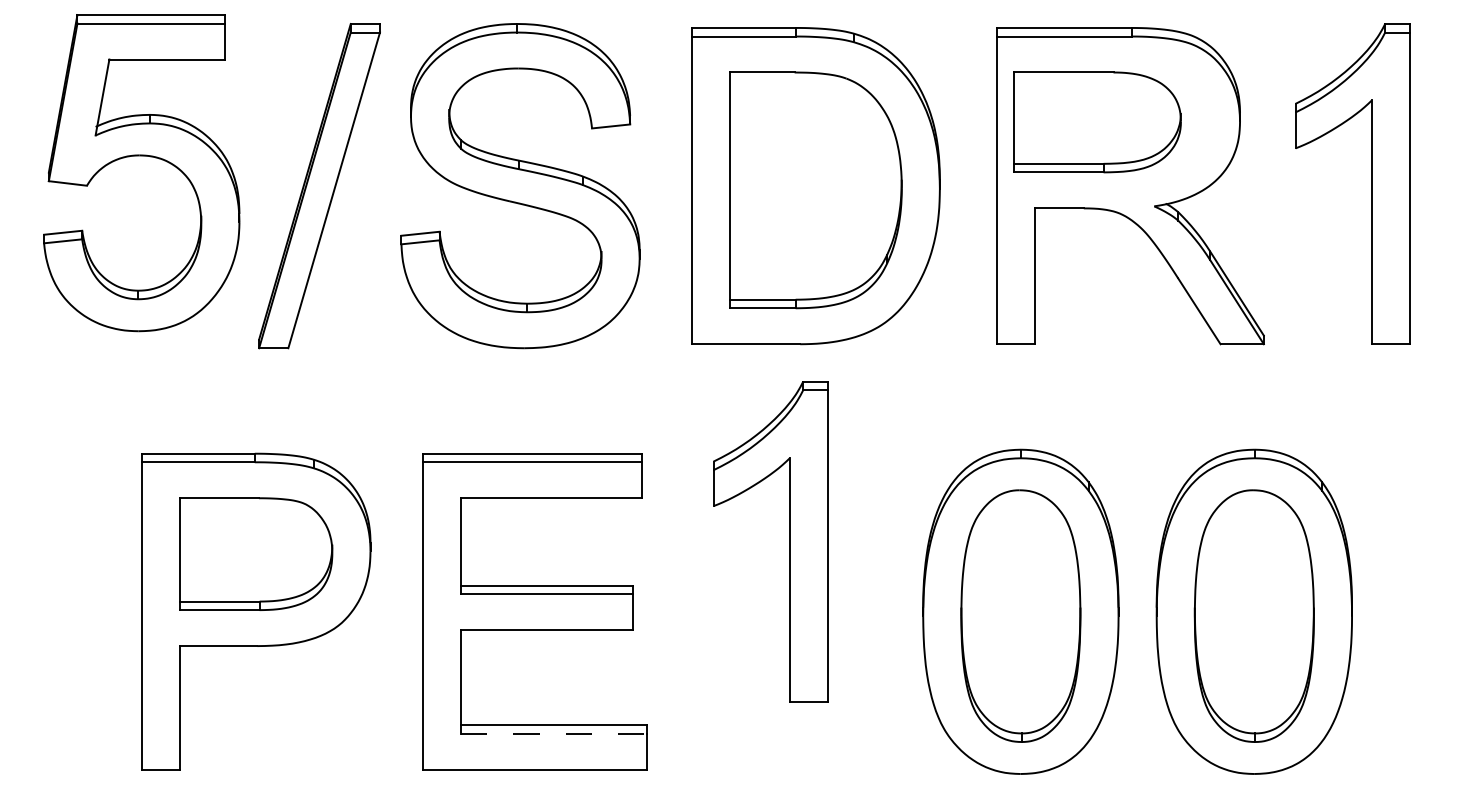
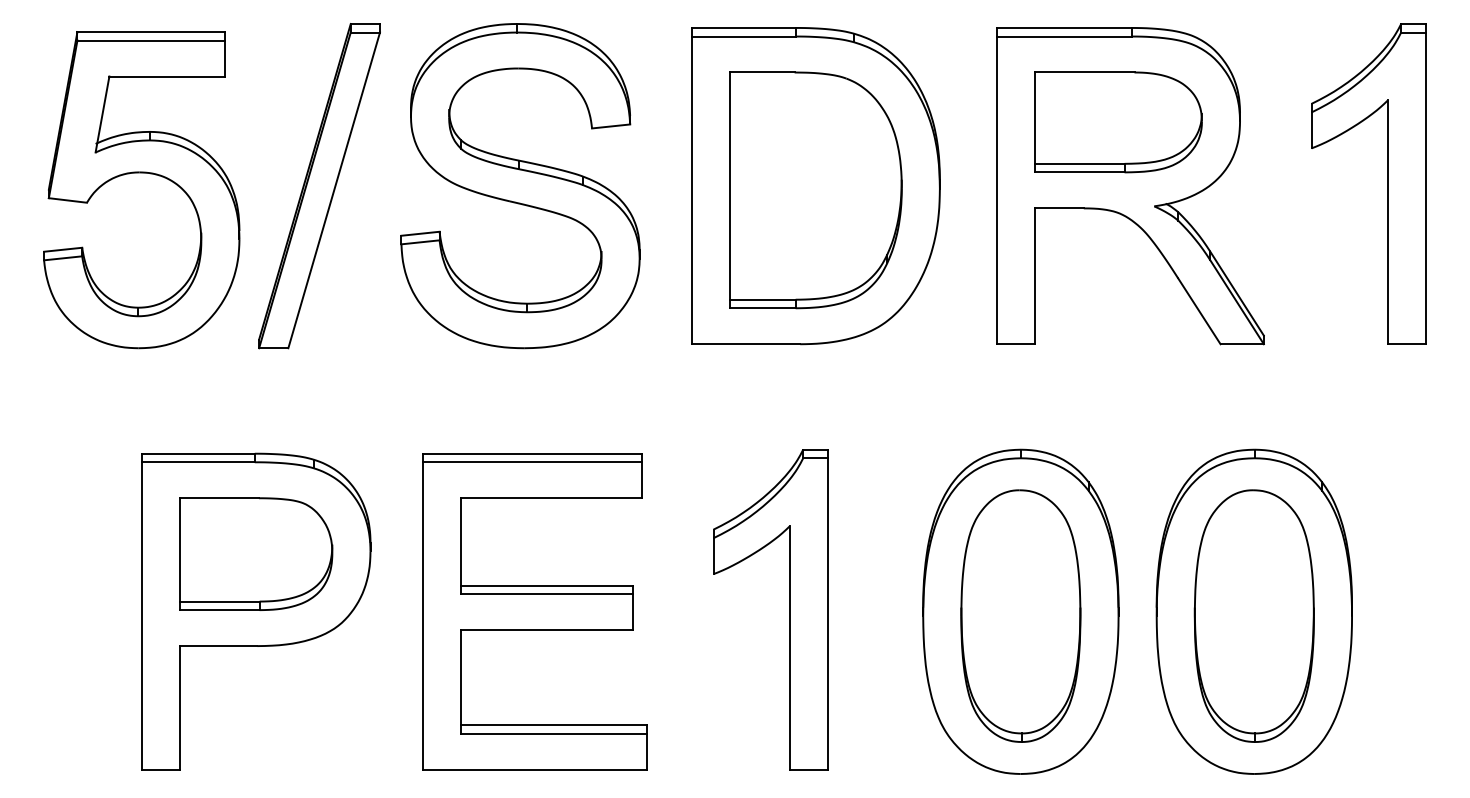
part position: (1097, 122) -> (1118, 122) (1118, 122)
part position: (141, 156) -> (141, 173) (141, 173)
part position: (1371, 183) -> (1387, 183) (1387, 183)
part position: (789, 541) -> (789, 609) (789, 609)
line: dashed -> solid (553, 734)
